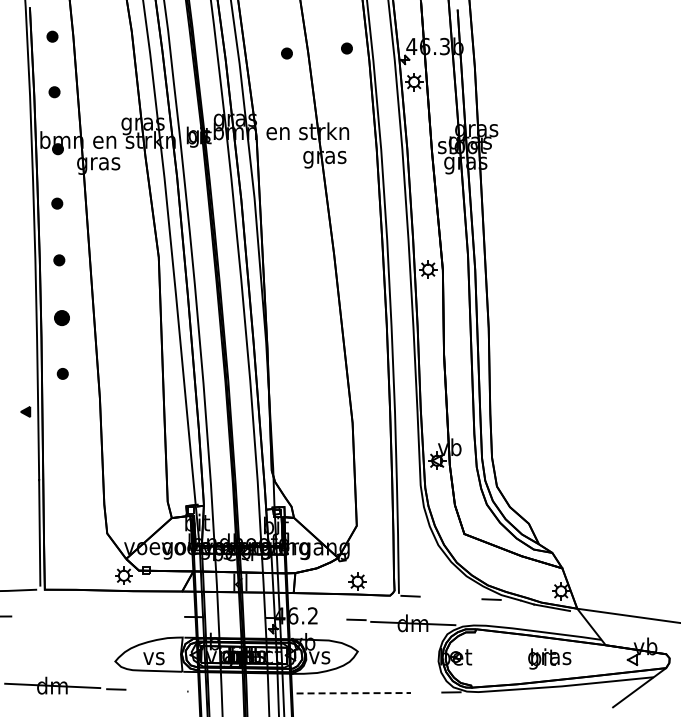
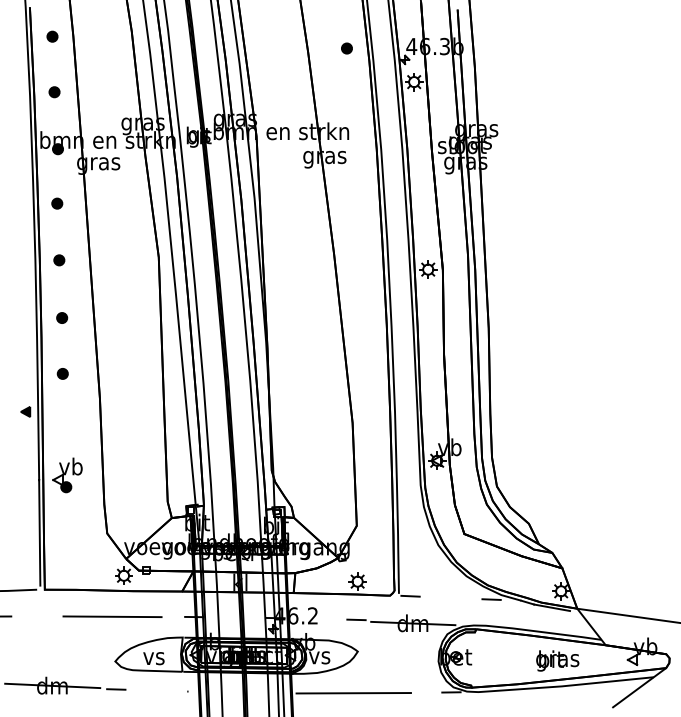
part: present -> none (286, 53)
part size: 16x16 px -> 13x12 px (62, 317)
part: none -> present (67, 475)
line: none -> present (112, 616)
text position: (549, 658) -> (557, 660) (557, 660)
line: dashed -> solid (354, 693)
